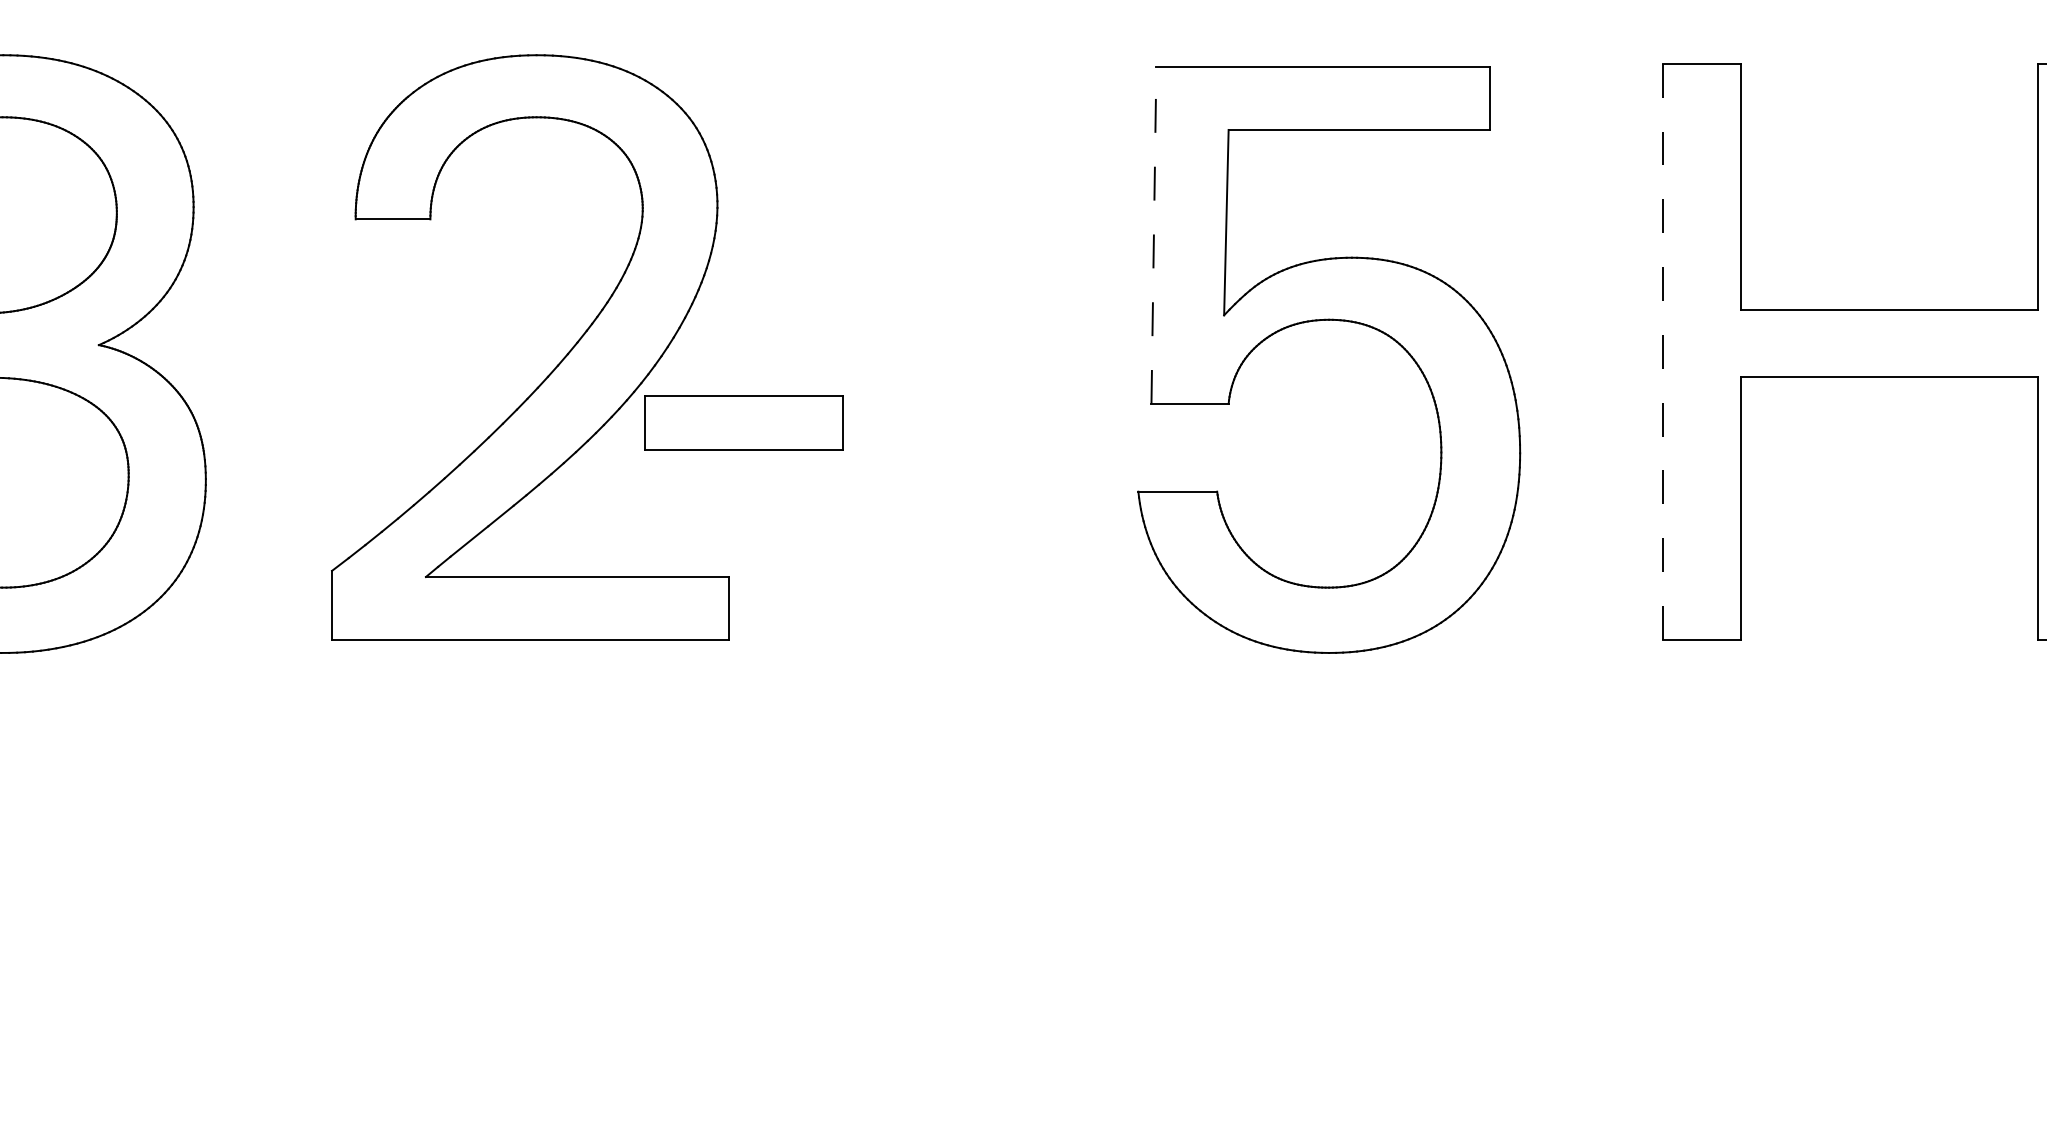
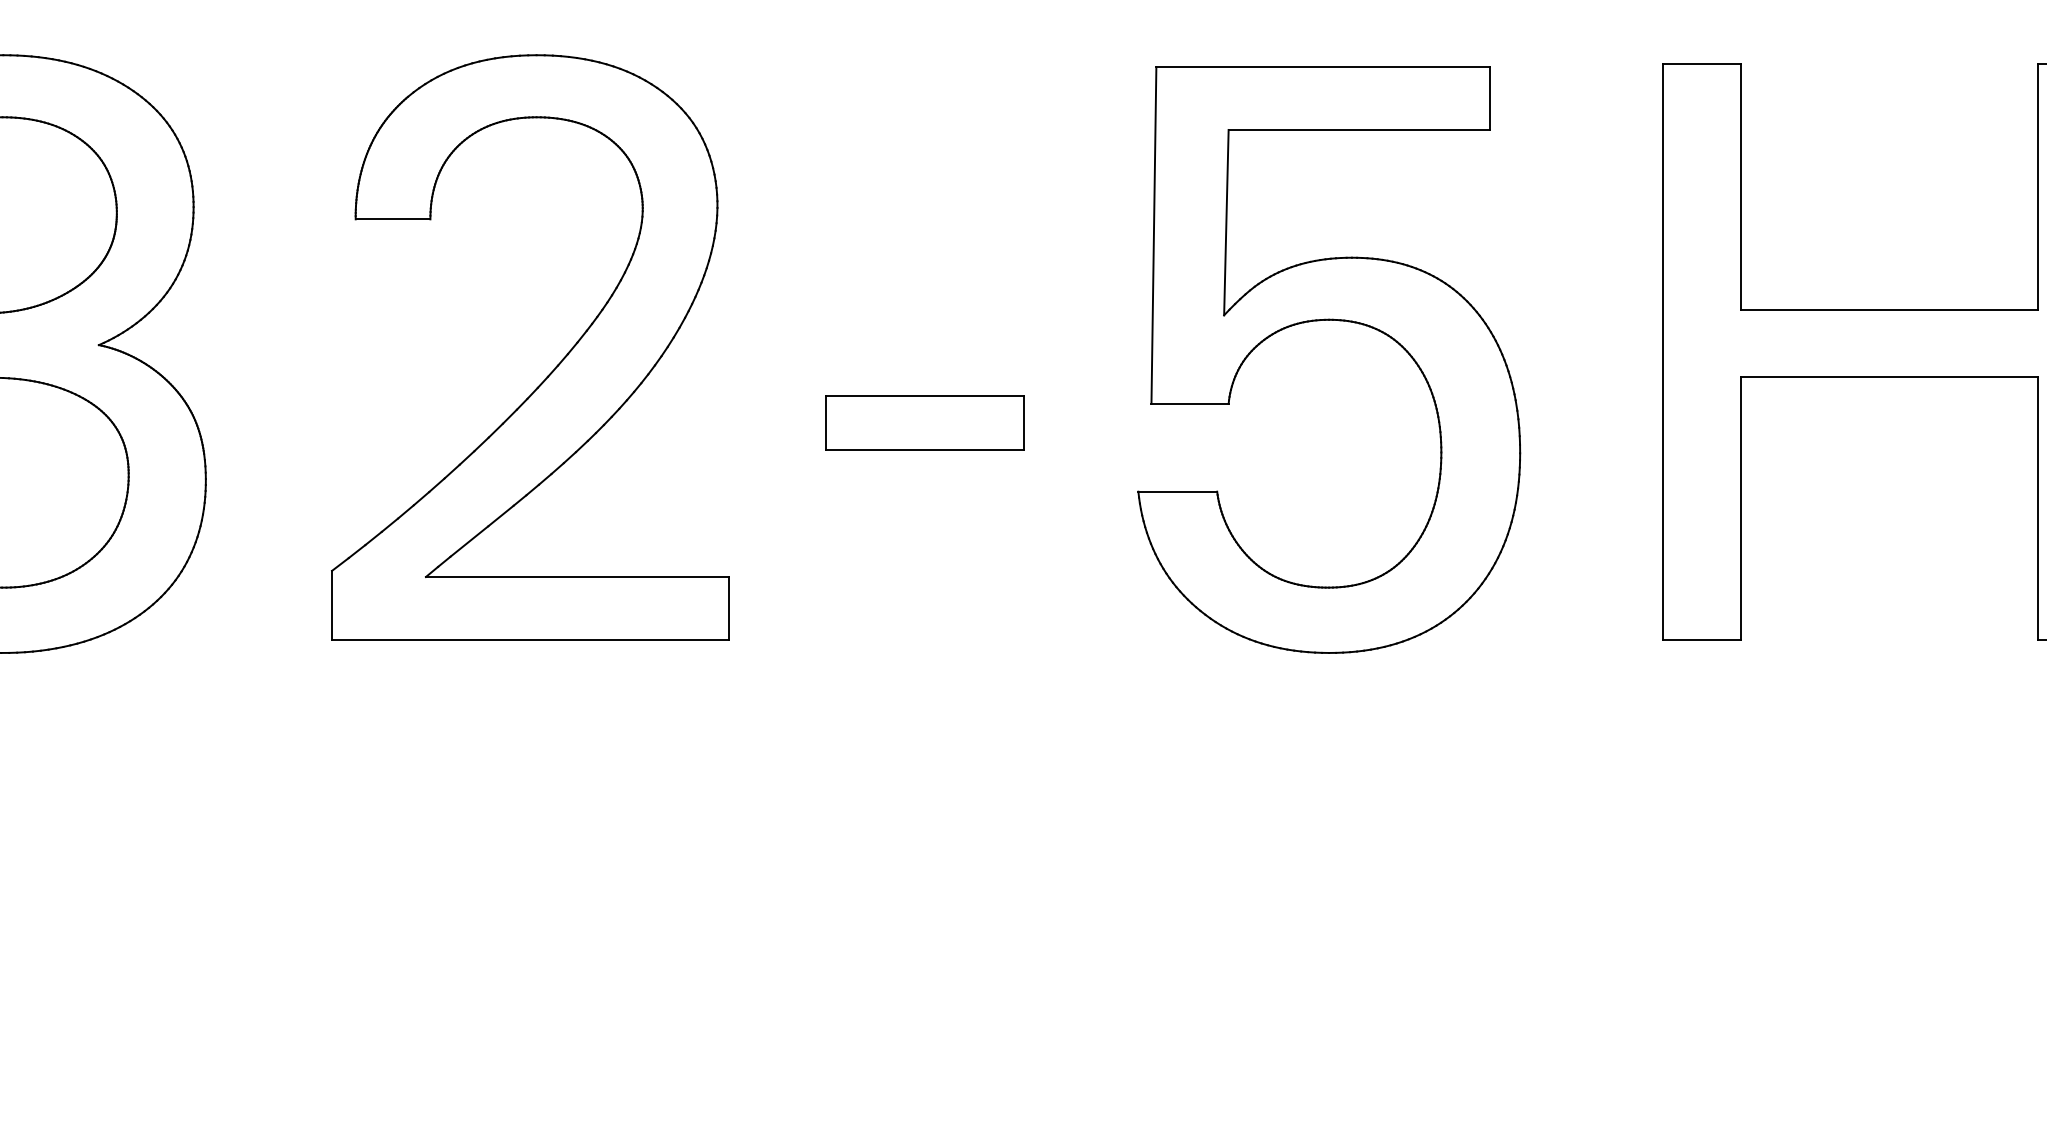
line: dashed -> solid (1153, 234)
line: dashed -> solid (1662, 351)
part position: (743, 422) -> (924, 422) (924, 422)
